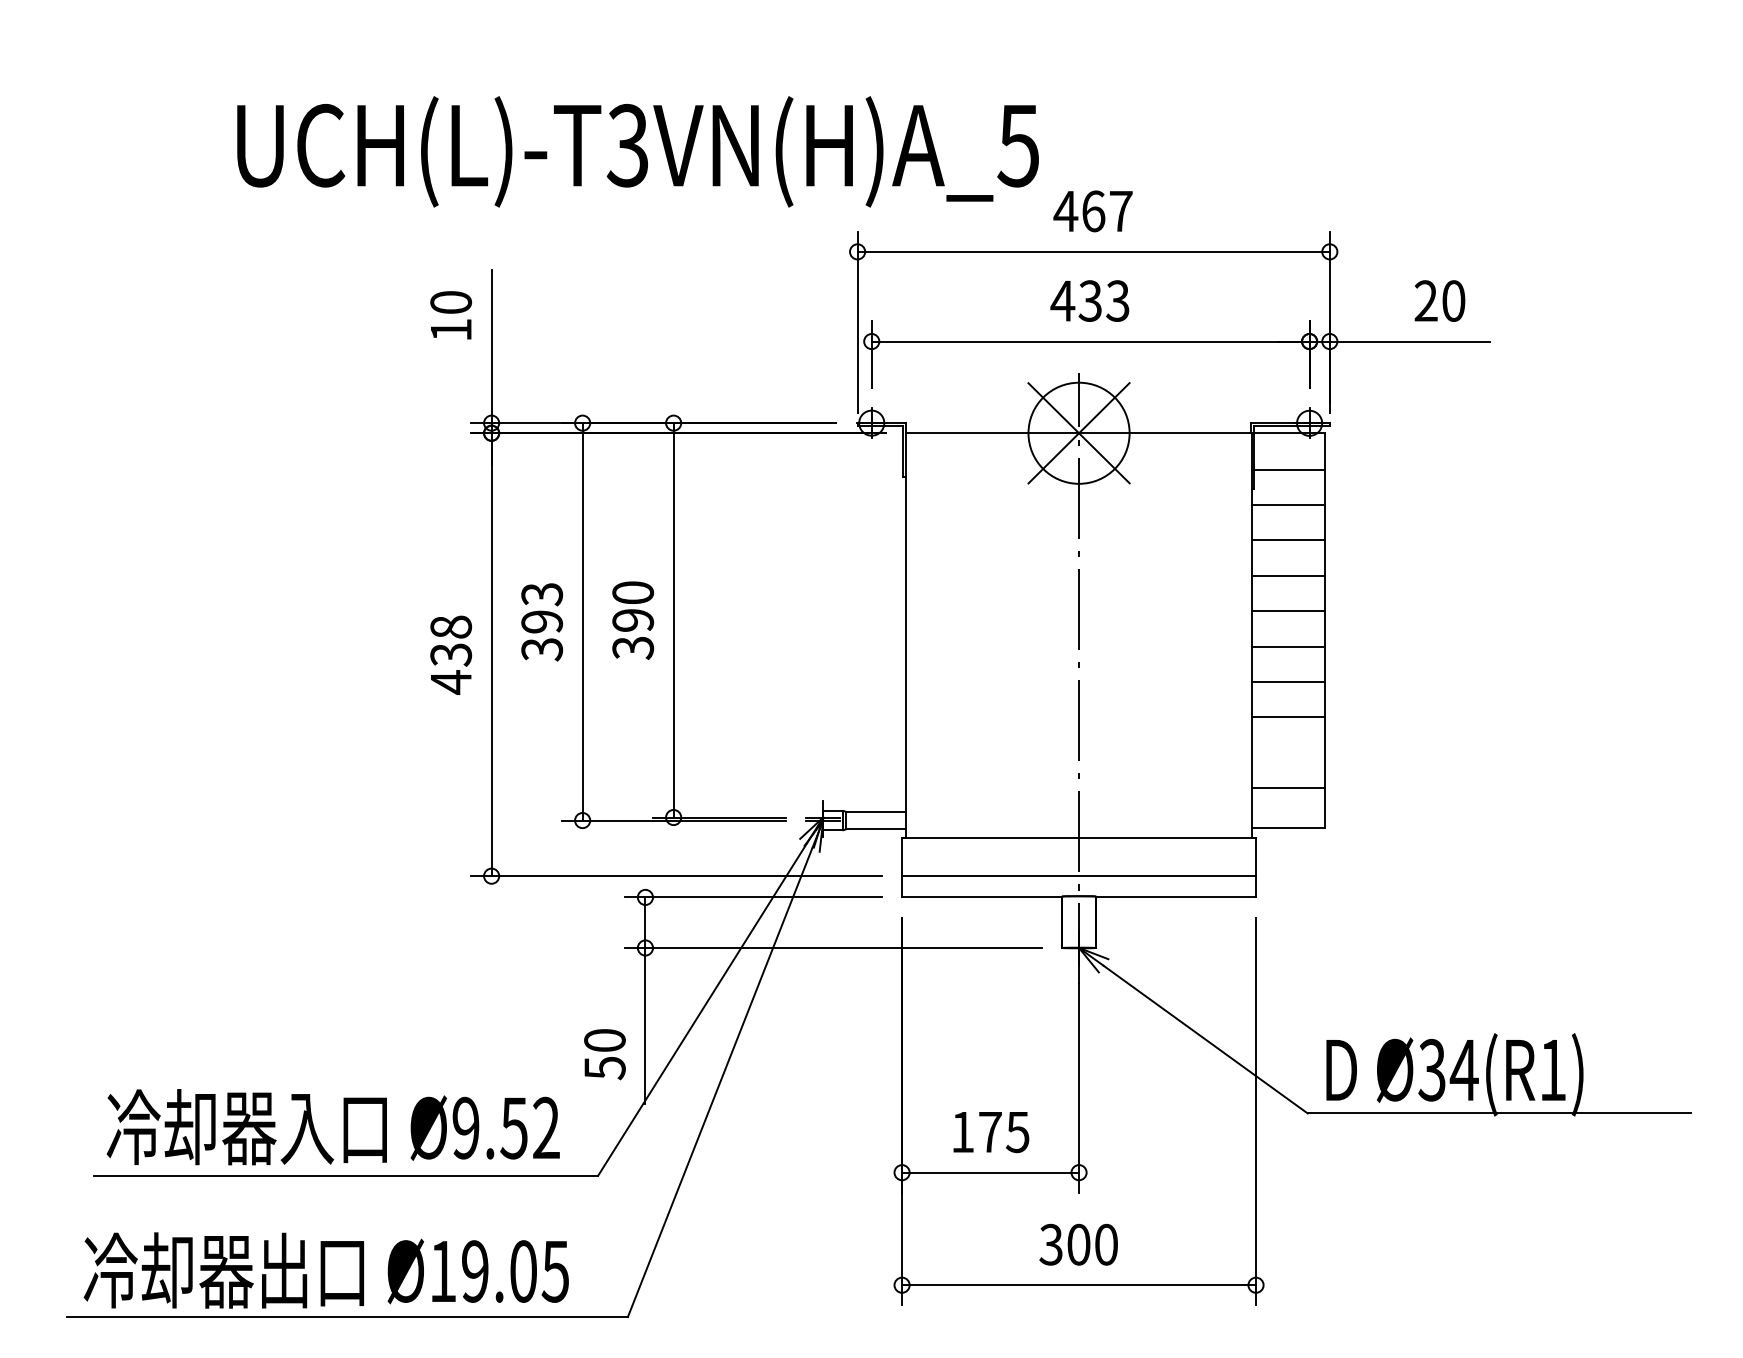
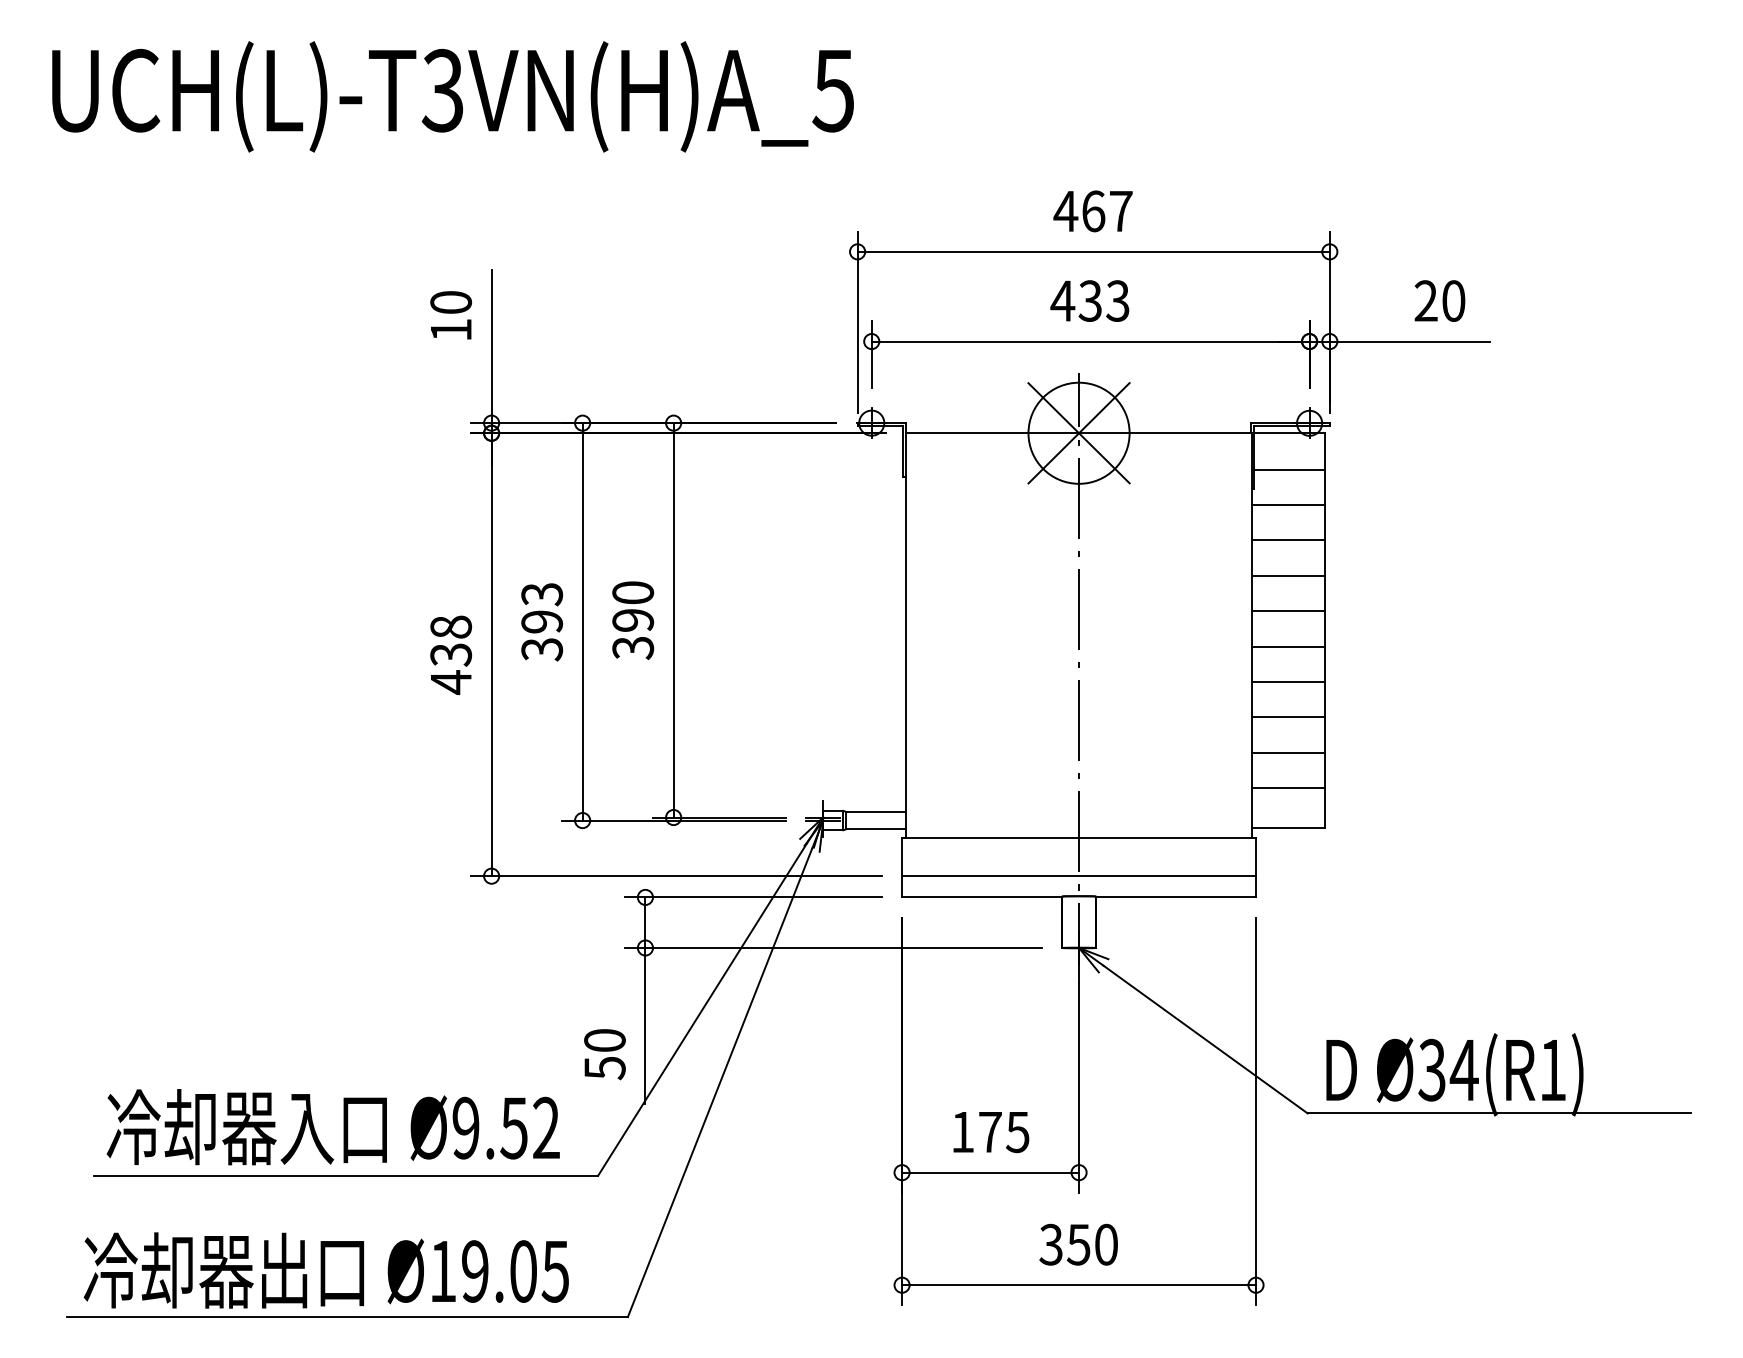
text position: (637, 151) -> (452, 96) (452, 96)
line: none -> present (1287, 752)
text: 300 -> 350 (1078, 1244)
